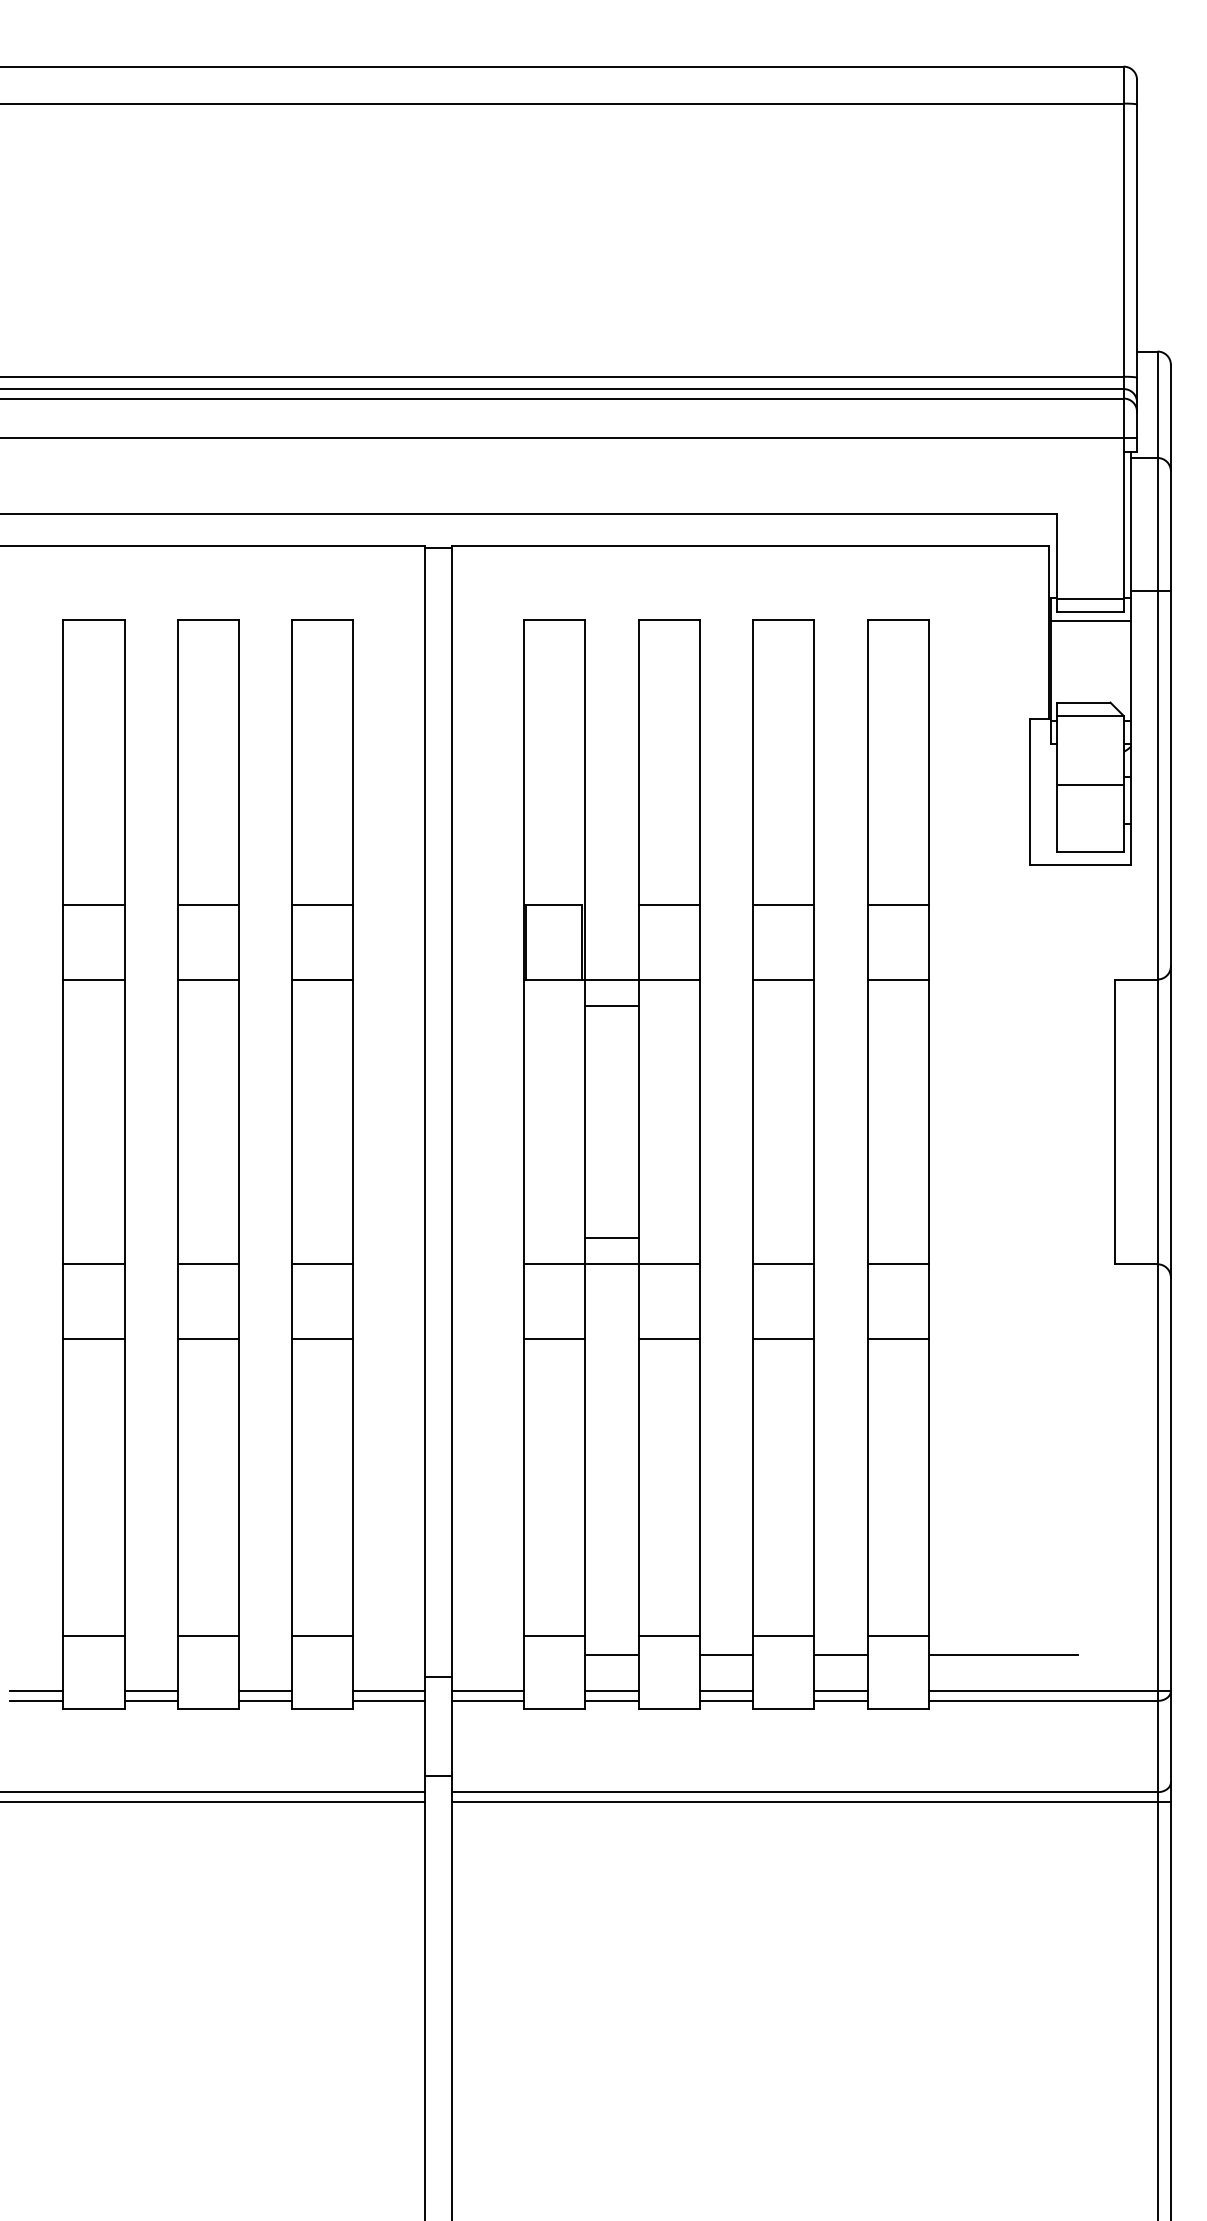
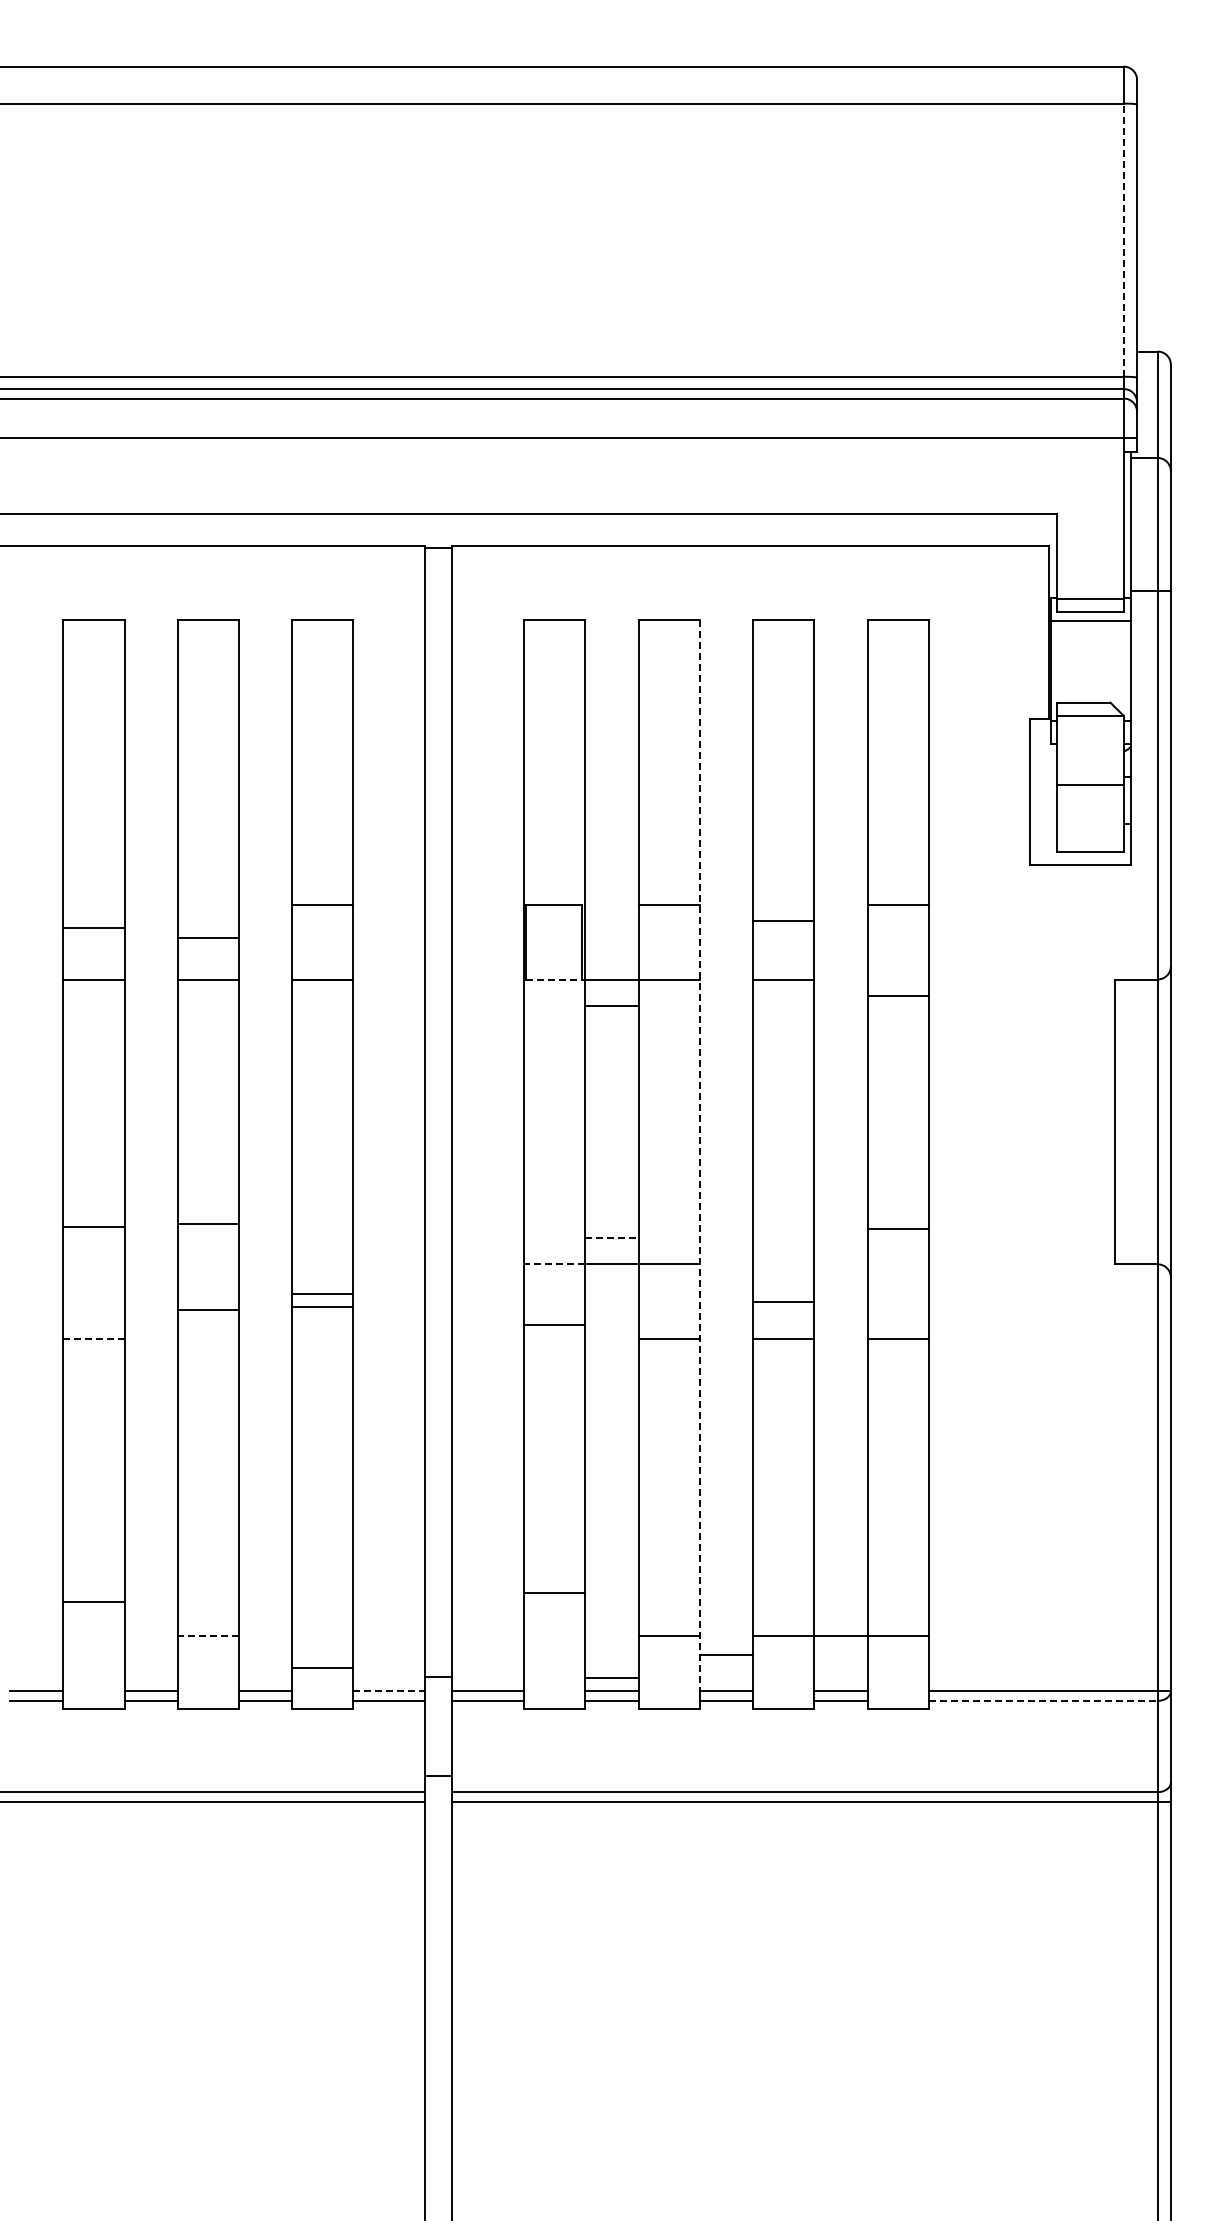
line: solid -> dashed (1123, 240)
line position: (93, 905) -> (93, 928) (93, 928)
line position: (207, 905) -> (207, 938) (207, 938)
line position: (783, 905) -> (783, 921) (783, 921)
line: solid -> dashed (554, 979)
line position: (897, 979) -> (897, 995) (897, 995)
line: solid -> dashed (699, 1156)
line: solid -> dashed (612, 1238)
line position: (93, 1264) -> (93, 1227) (93, 1227)
line position: (207, 1264) -> (207, 1224) (207, 1224)
line position: (322, 1264) -> (322, 1307) (322, 1307)
line: solid -> dashed (554, 1264)
line position: (783, 1264) -> (783, 1302) (783, 1302)
line position: (897, 1264) -> (897, 1229) (897, 1229)
line: solid -> dashed (93, 1338)
line position: (207, 1338) -> (207, 1309) (207, 1309)
line position: (322, 1338) -> (322, 1293) (322, 1293)
line position: (554, 1338) -> (554, 1324) (554, 1324)
line position: (93, 1635) -> (93, 1601) (93, 1601)
line: solid -> dashed (208, 1635)
line position: (322, 1635) -> (322, 1667) (322, 1667)
line position: (554, 1635) -> (554, 1592) (554, 1592)
line position: (611, 1655) -> (611, 1678) (611, 1678)
line position: (840, 1655) -> (840, 1636) (840, 1636)
line: present -> none (1002, 1655)
line: solid -> dashed (389, 1691)
line: solid -> dashed (1043, 1700)
